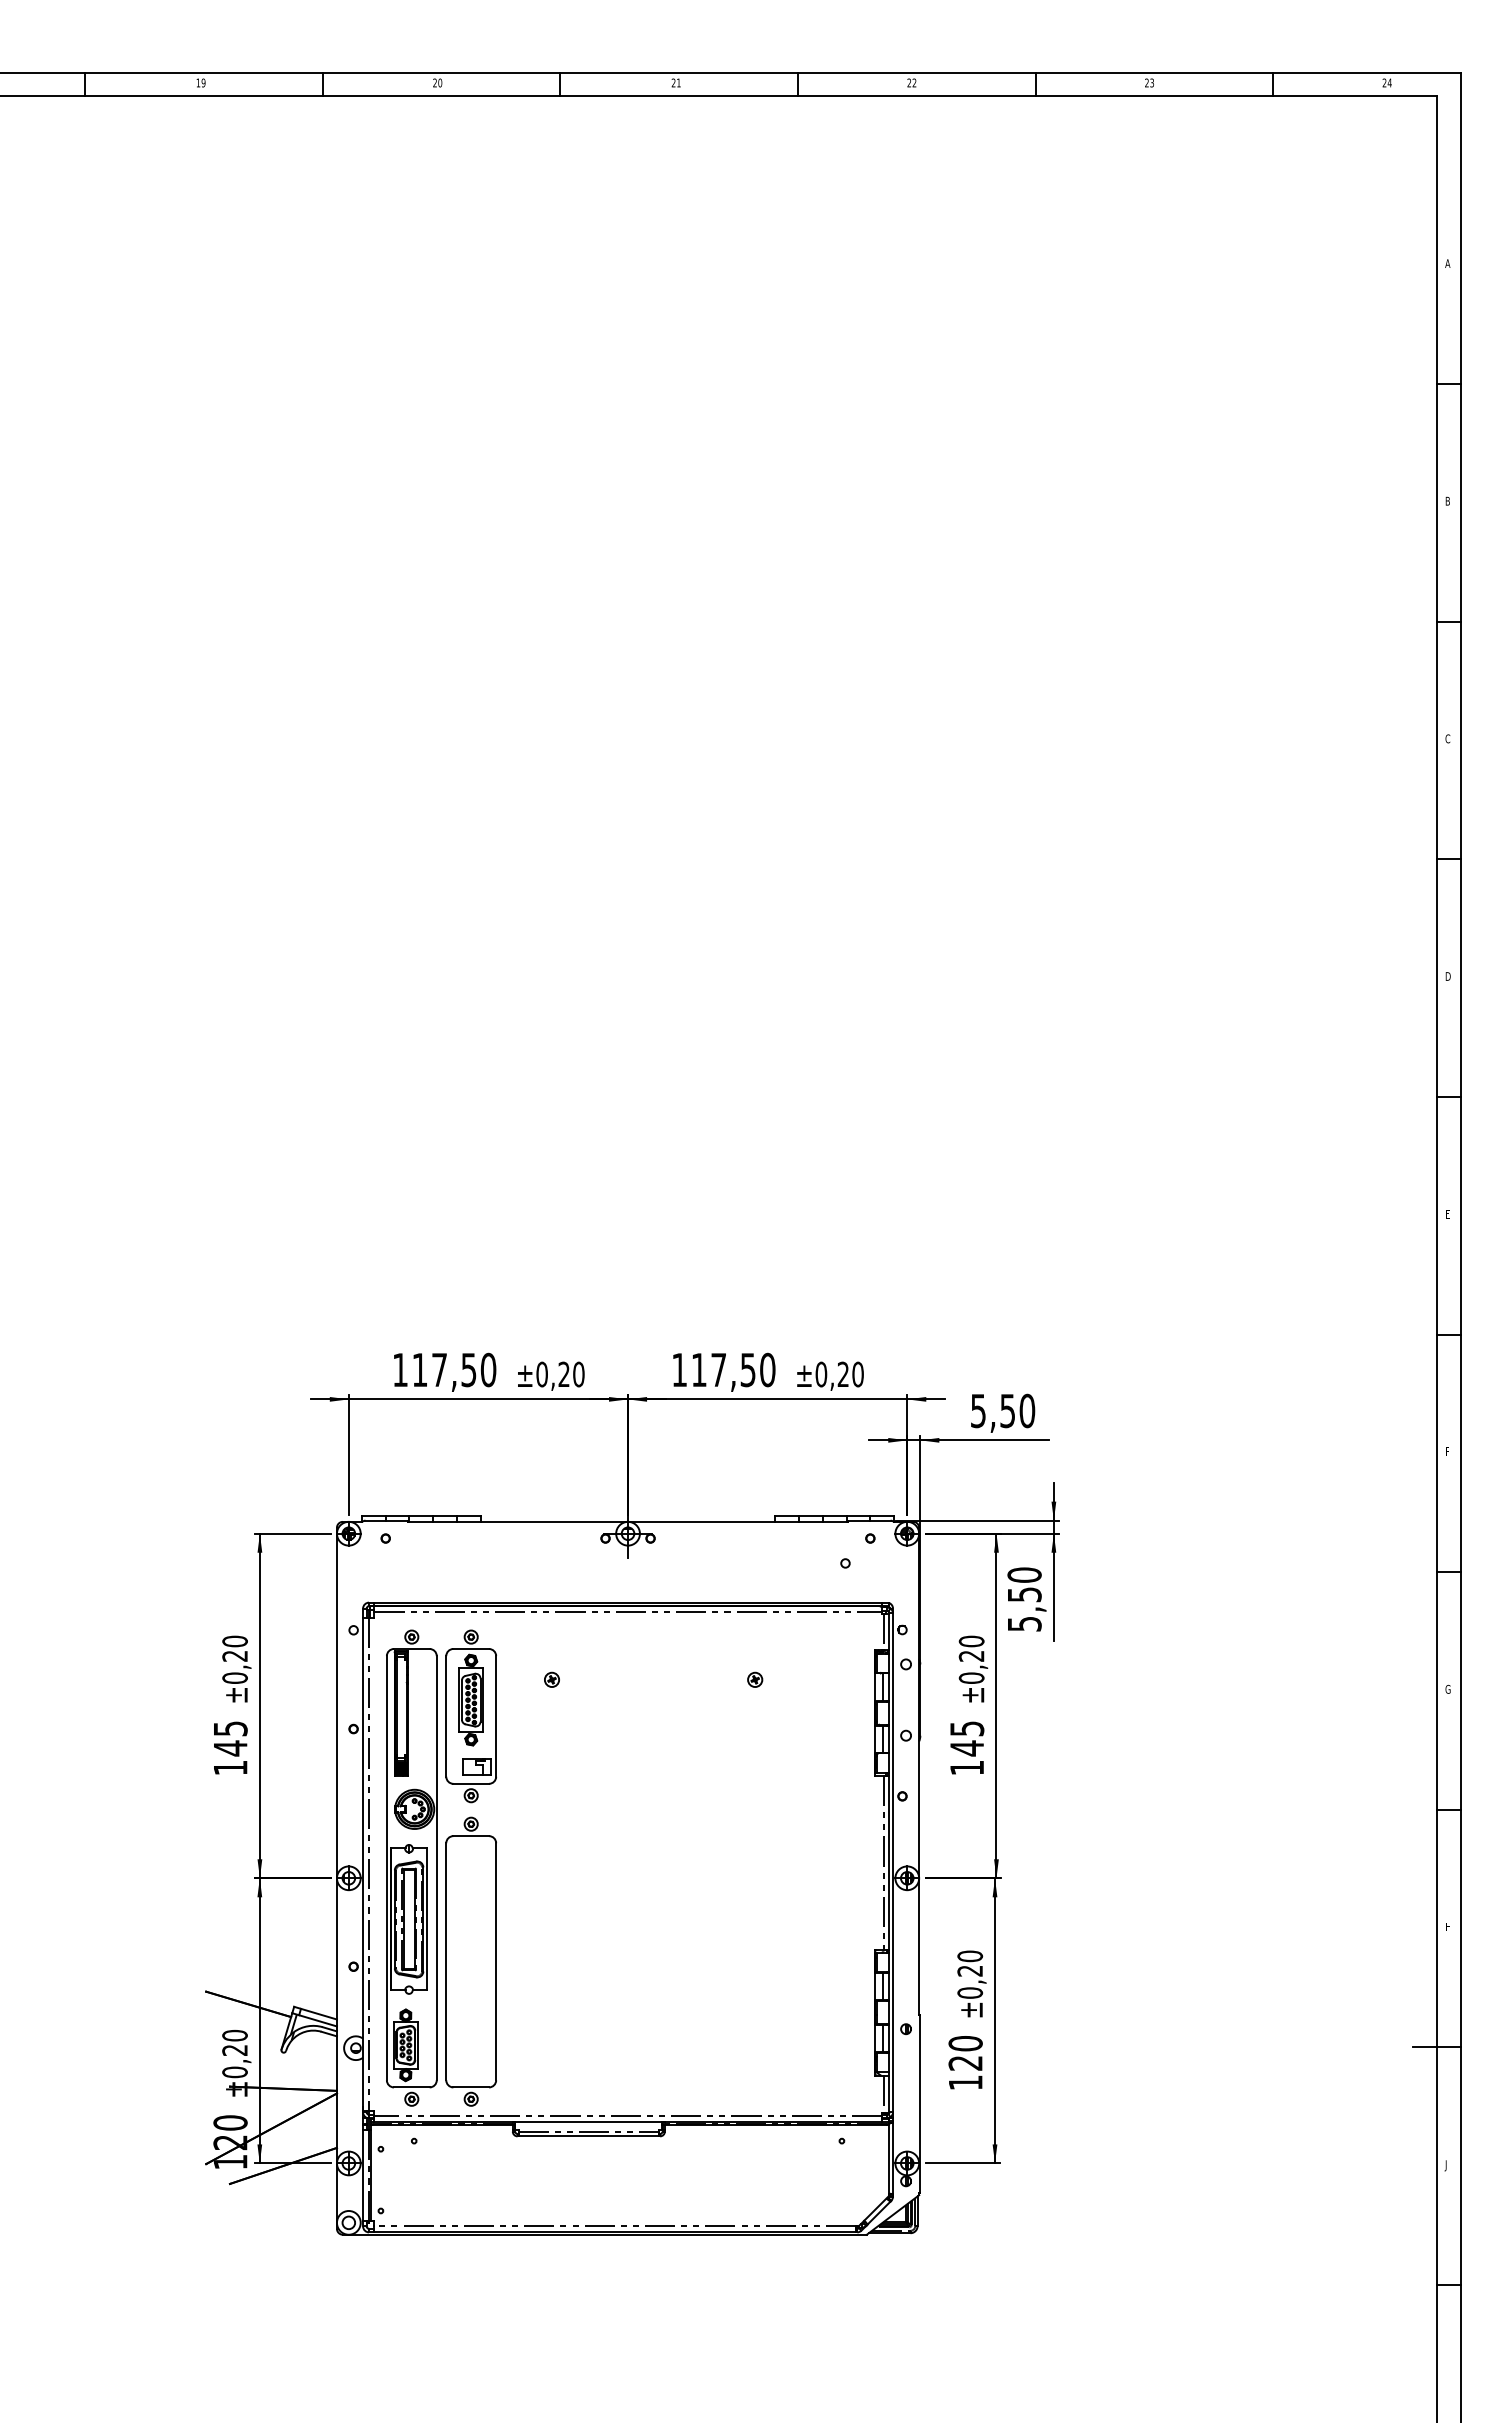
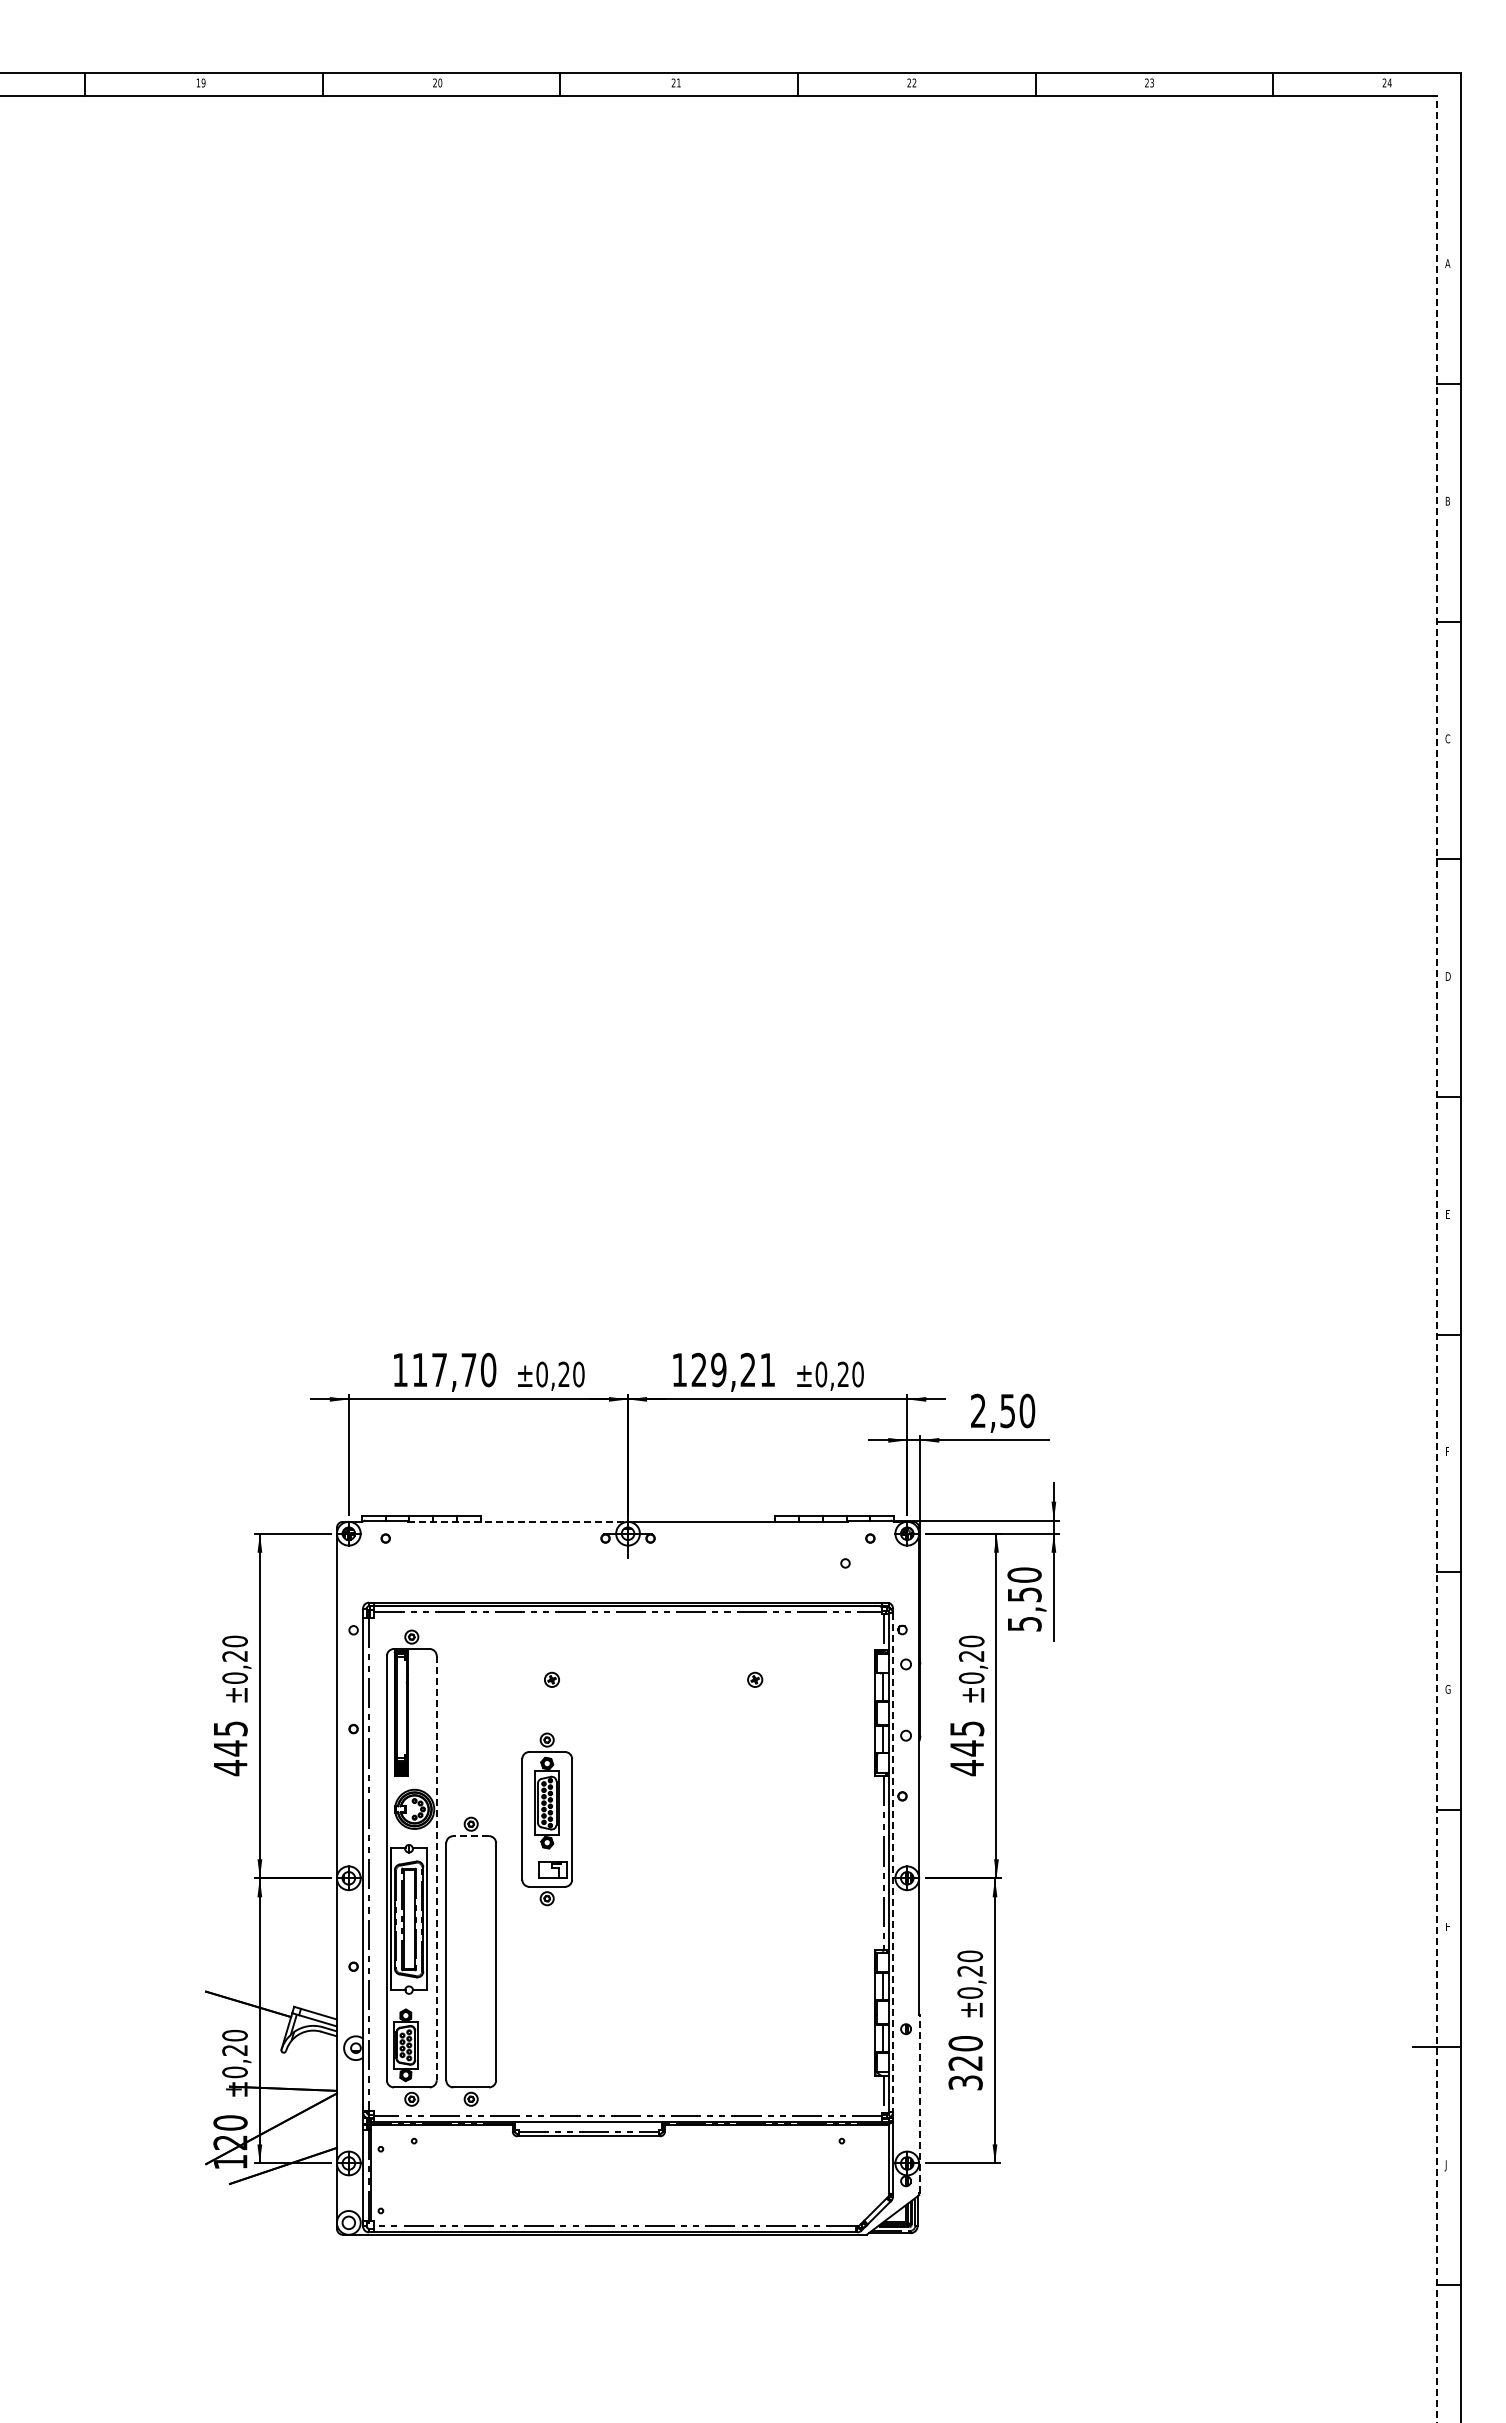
line: solid -> dashed (1437, 1259)
text: 117,50 -> 129,21 (733, 1369)
text: 117,50 -> 117,70 (468, 1370)
text: 5,50 -> 2,50 (978, 1410)
line: solid -> dashed (518, 1521)
part position: (470, 1716) -> (546, 1819) (546, 1819)
text: 145 -> 445 (230, 1768)
text: 145 -> 445 (966, 1768)
line: solid -> dashed (471, 1836)
line: solid -> dashed (893, 1862)
line: solid -> dashed (436, 1868)
text: 120 -> 320 (965, 2082)
line: solid -> dashed (920, 2103)
